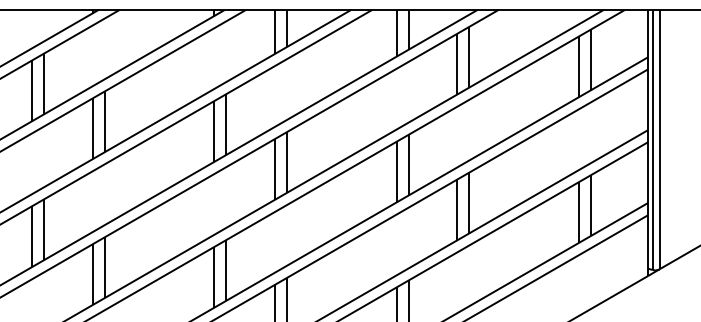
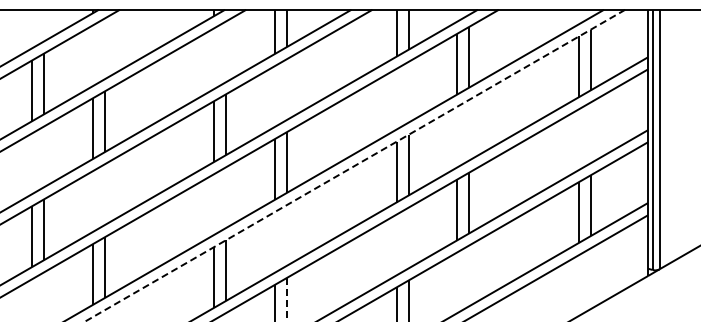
line: solid -> dashed (354, 166)
line: solid -> dashed (287, 299)
